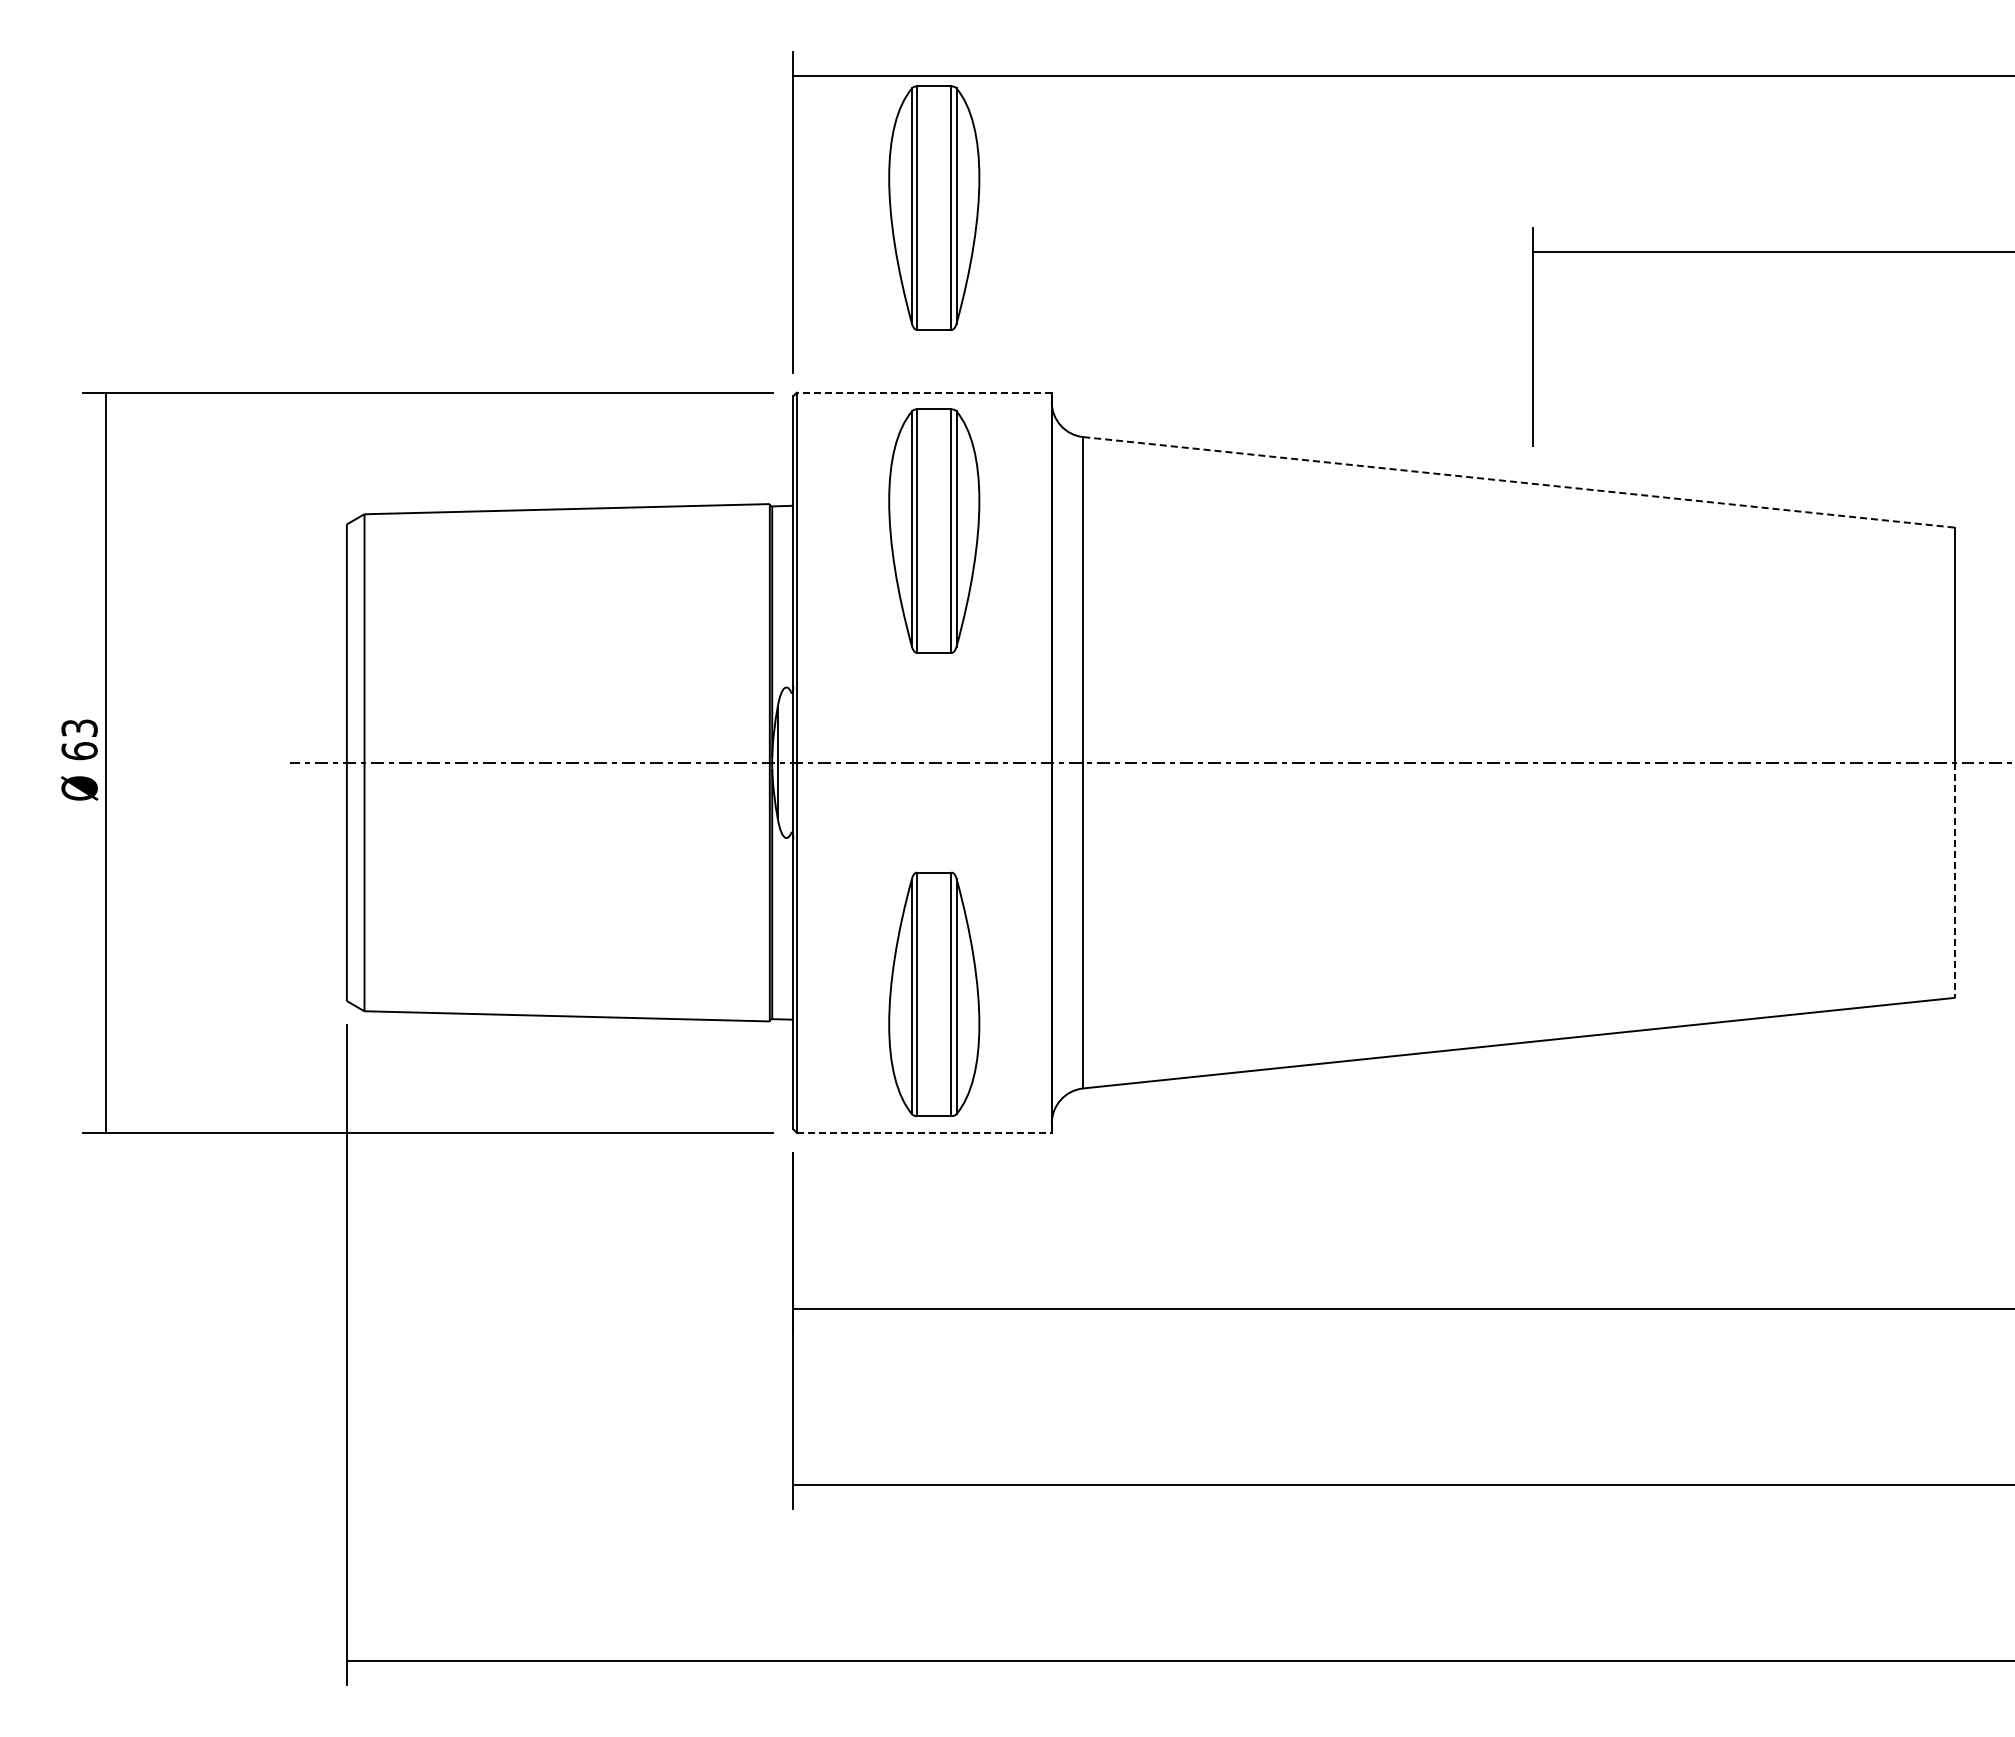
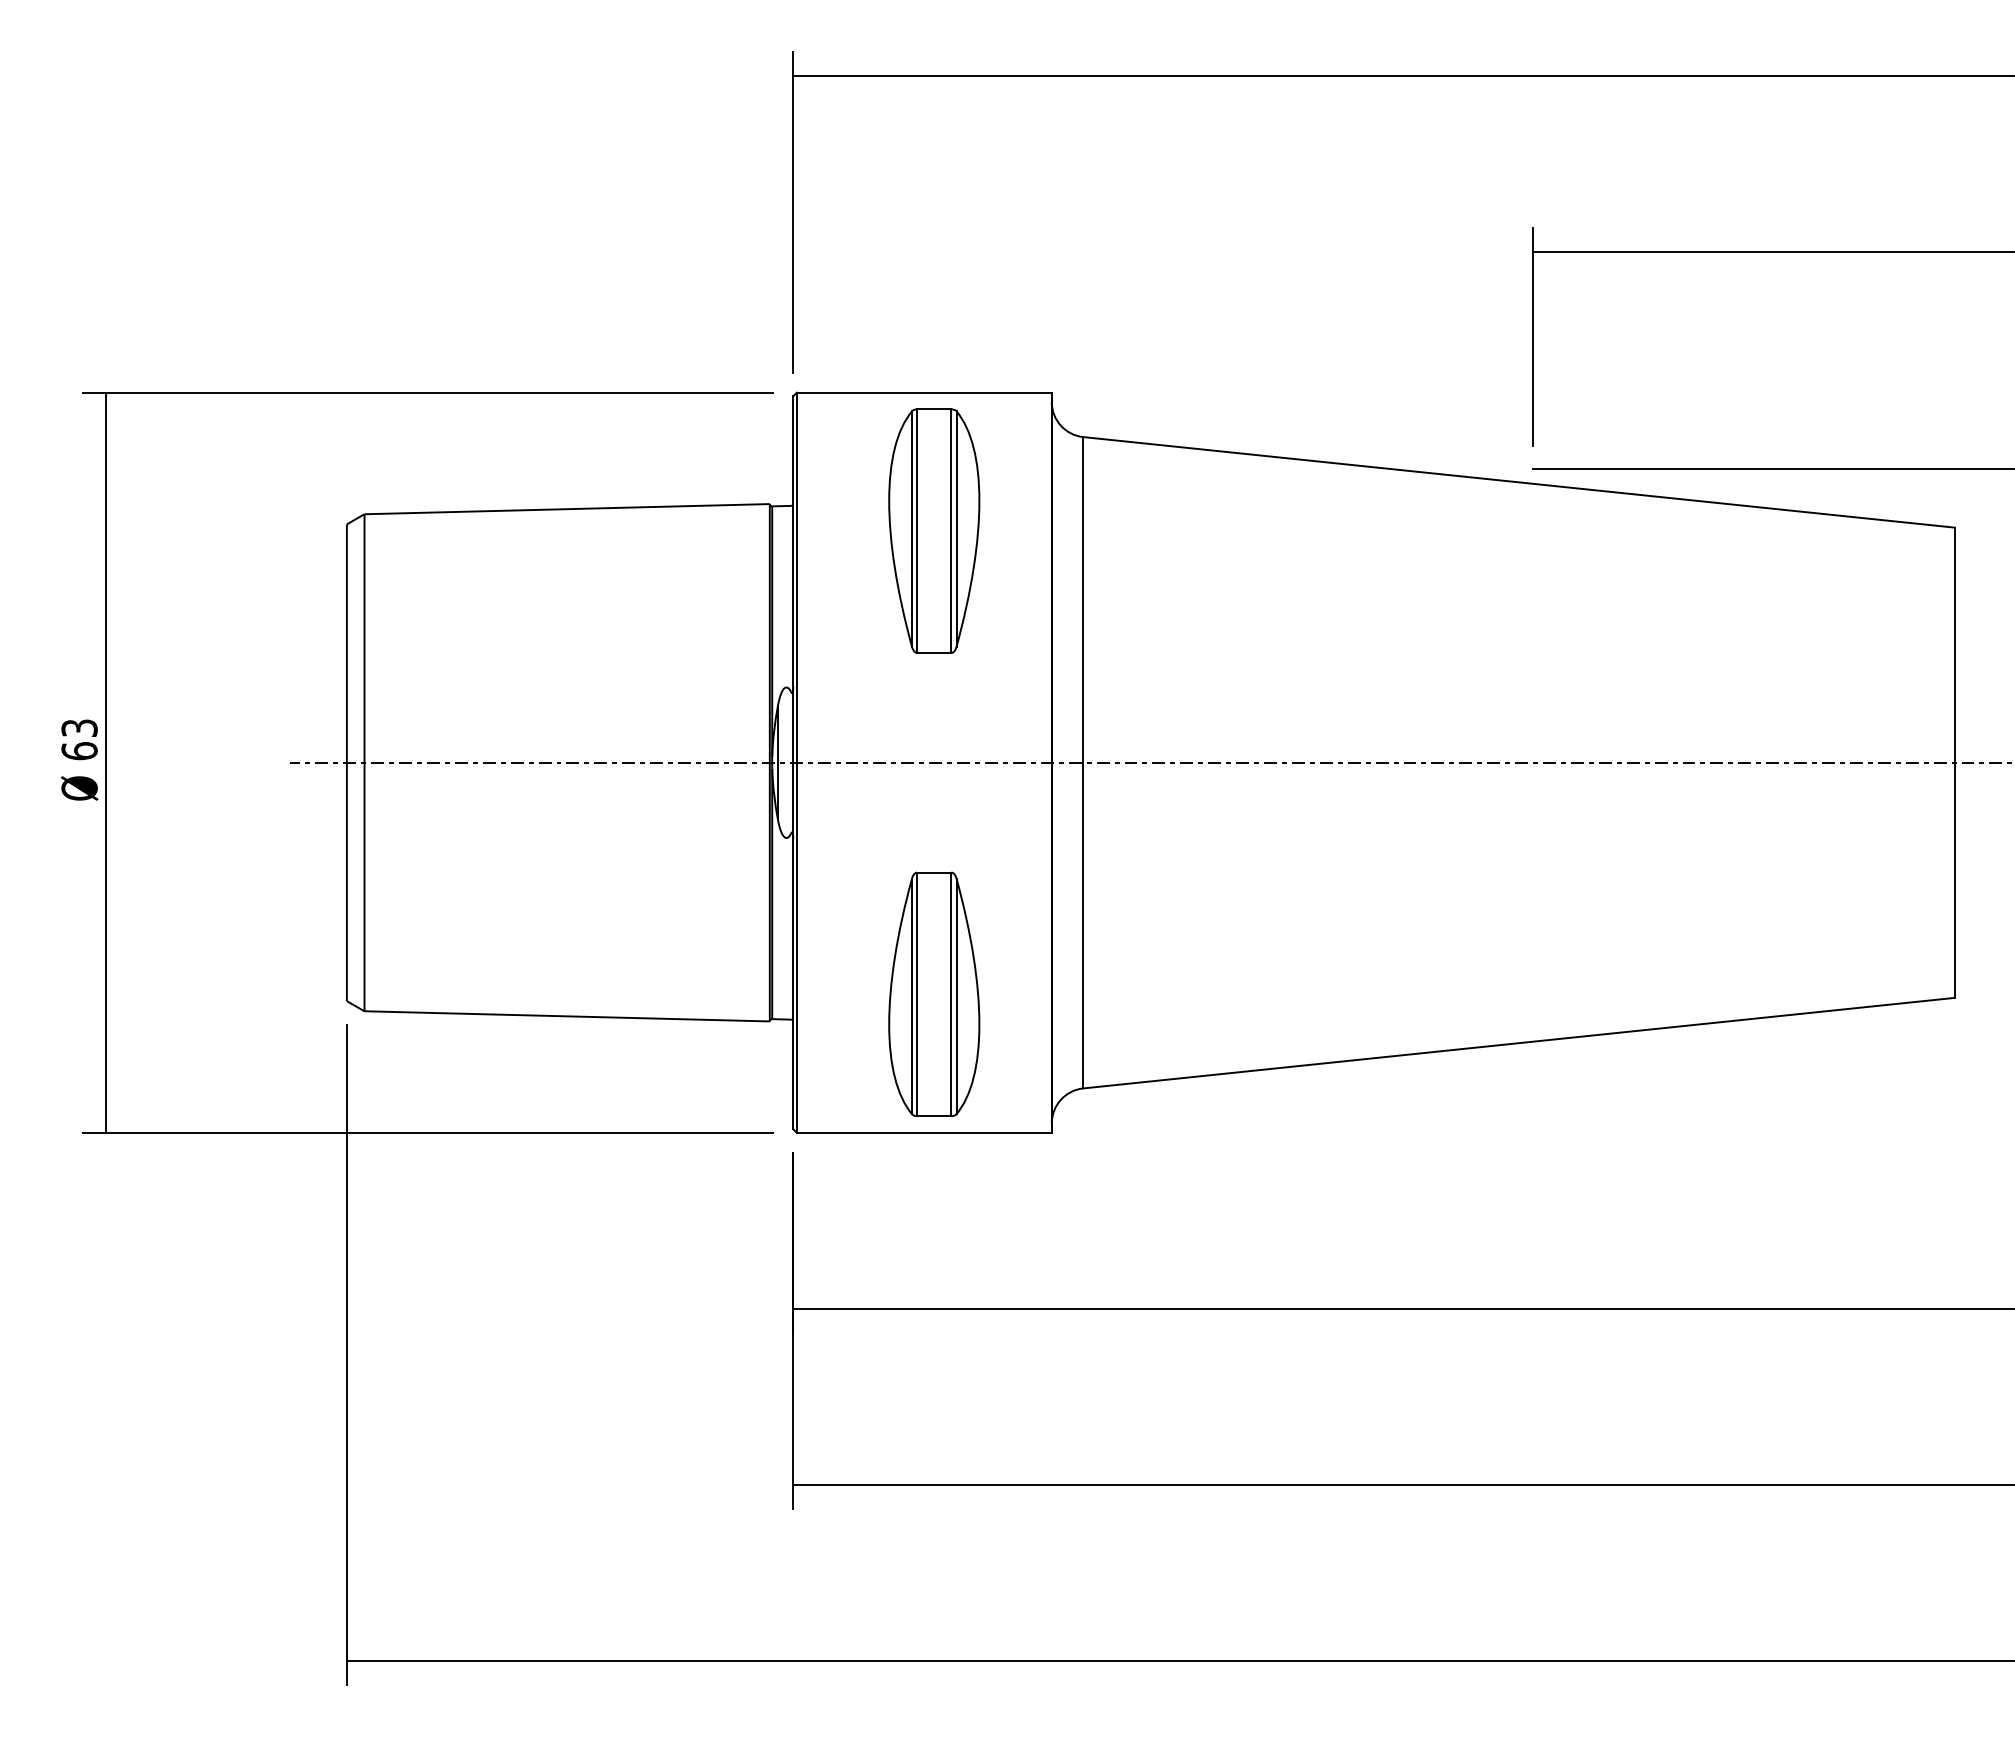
part: present -> none (934, 207)
line: dashed -> solid (923, 392)
line: none -> present (1772, 469)
line: dashed -> solid (1518, 482)
line: dashed -> solid (1954, 880)
line: dashed -> solid (924, 1132)
